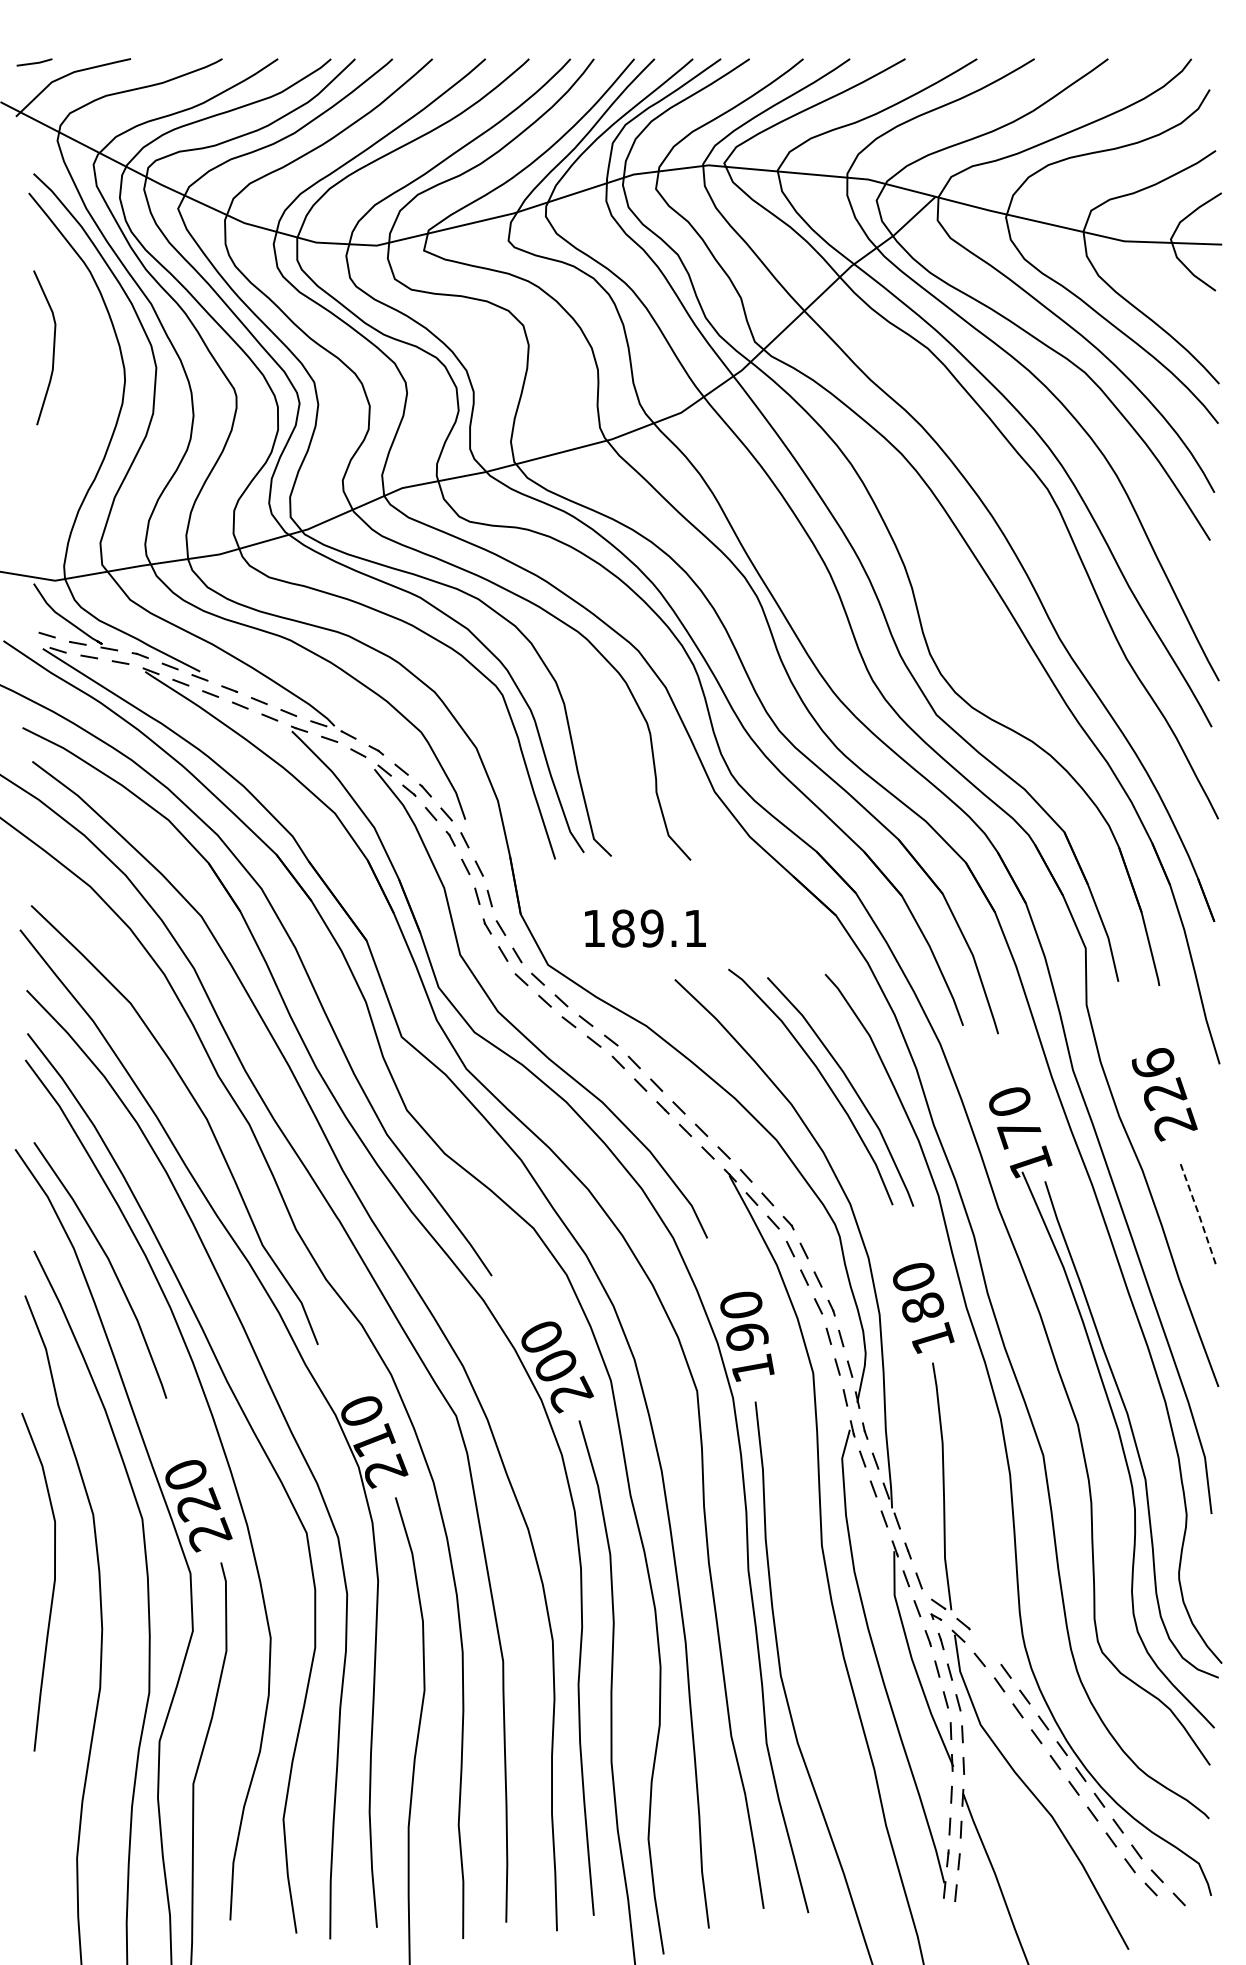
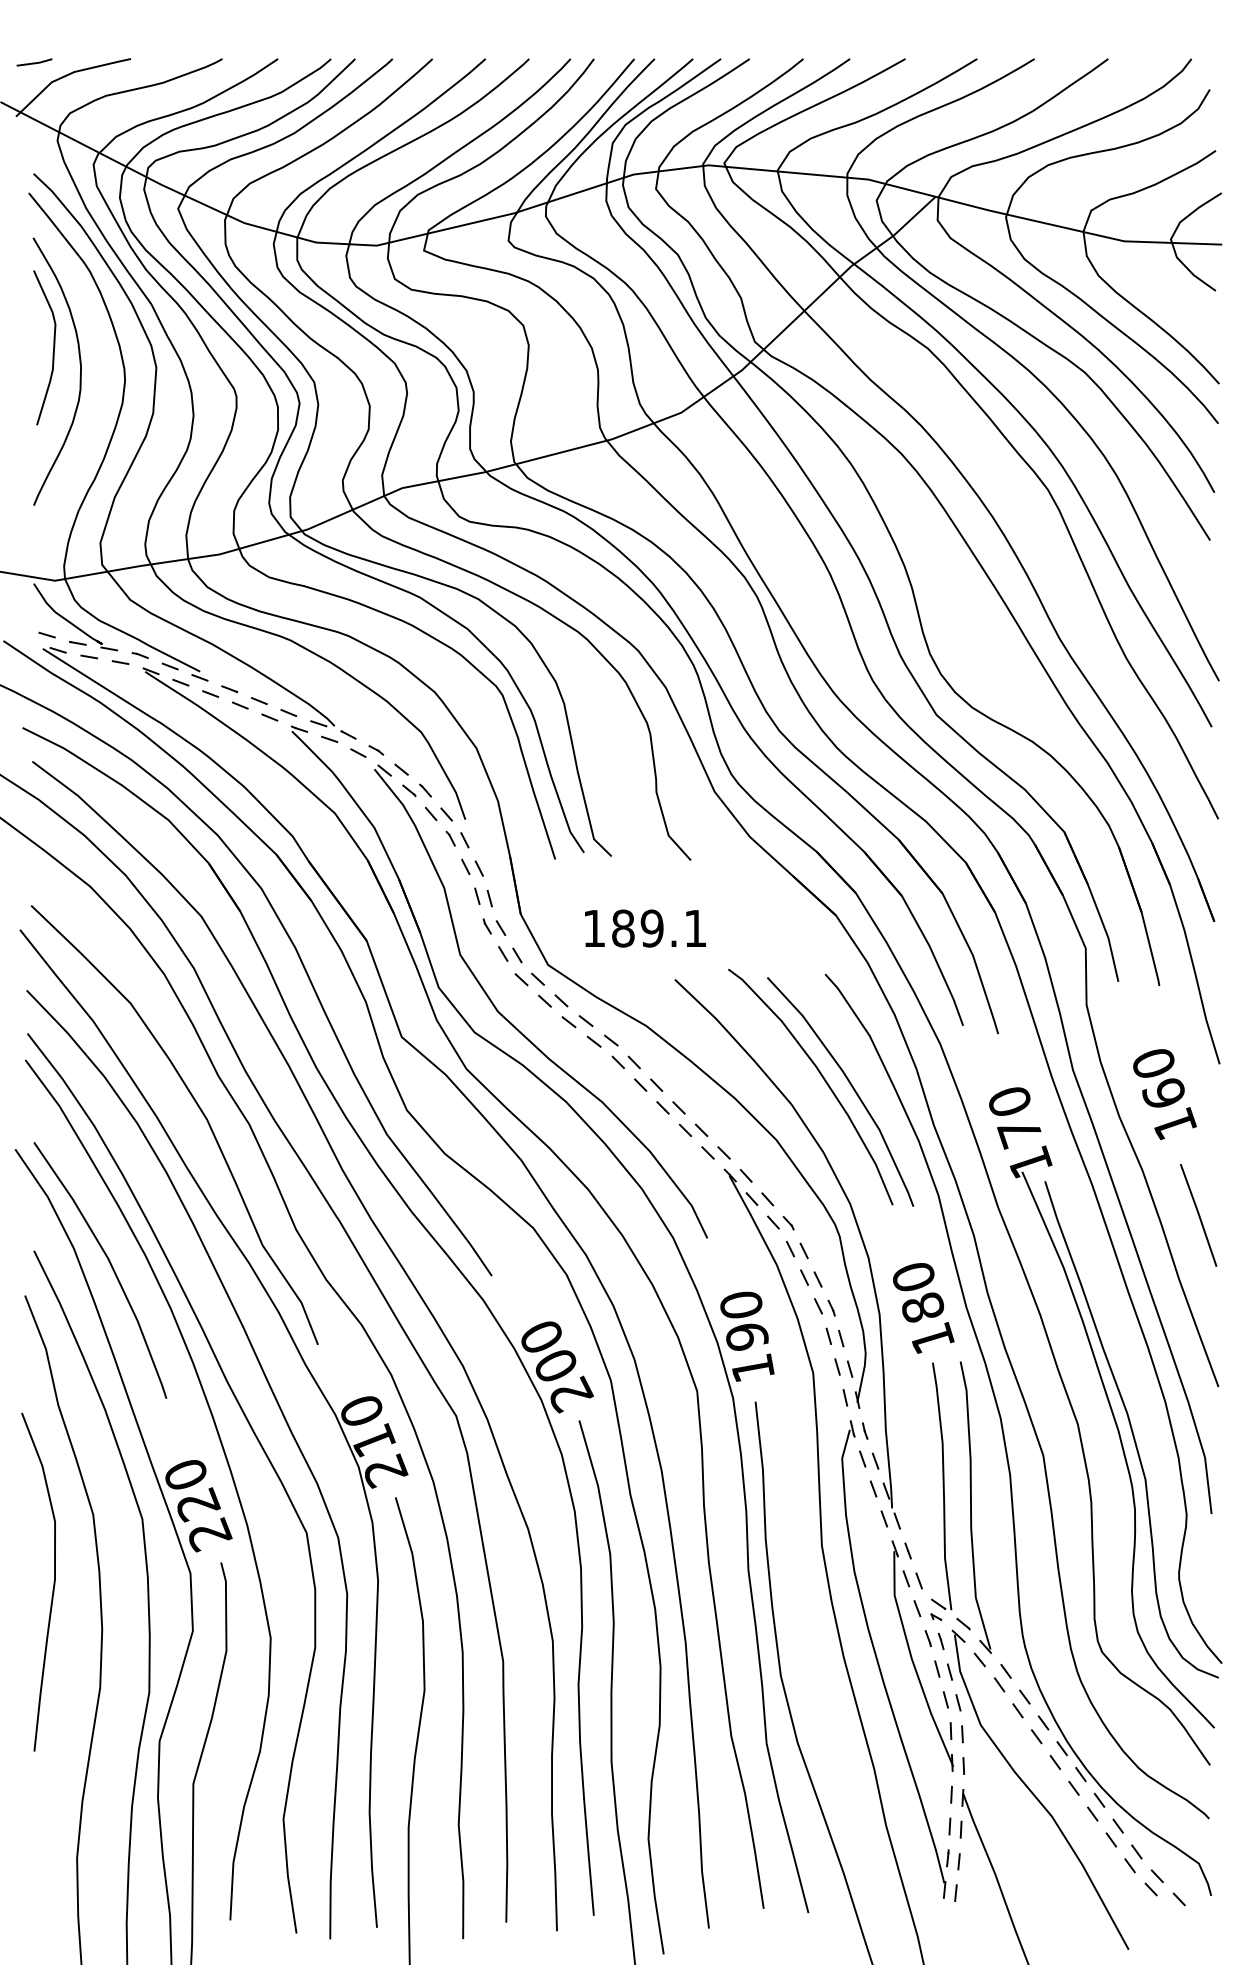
curve: none -> present (79, 376)
text: 226 -> 160 (1164, 1094)
line: dashed -> solid (1199, 1215)
part: none -> present (975, 1507)
